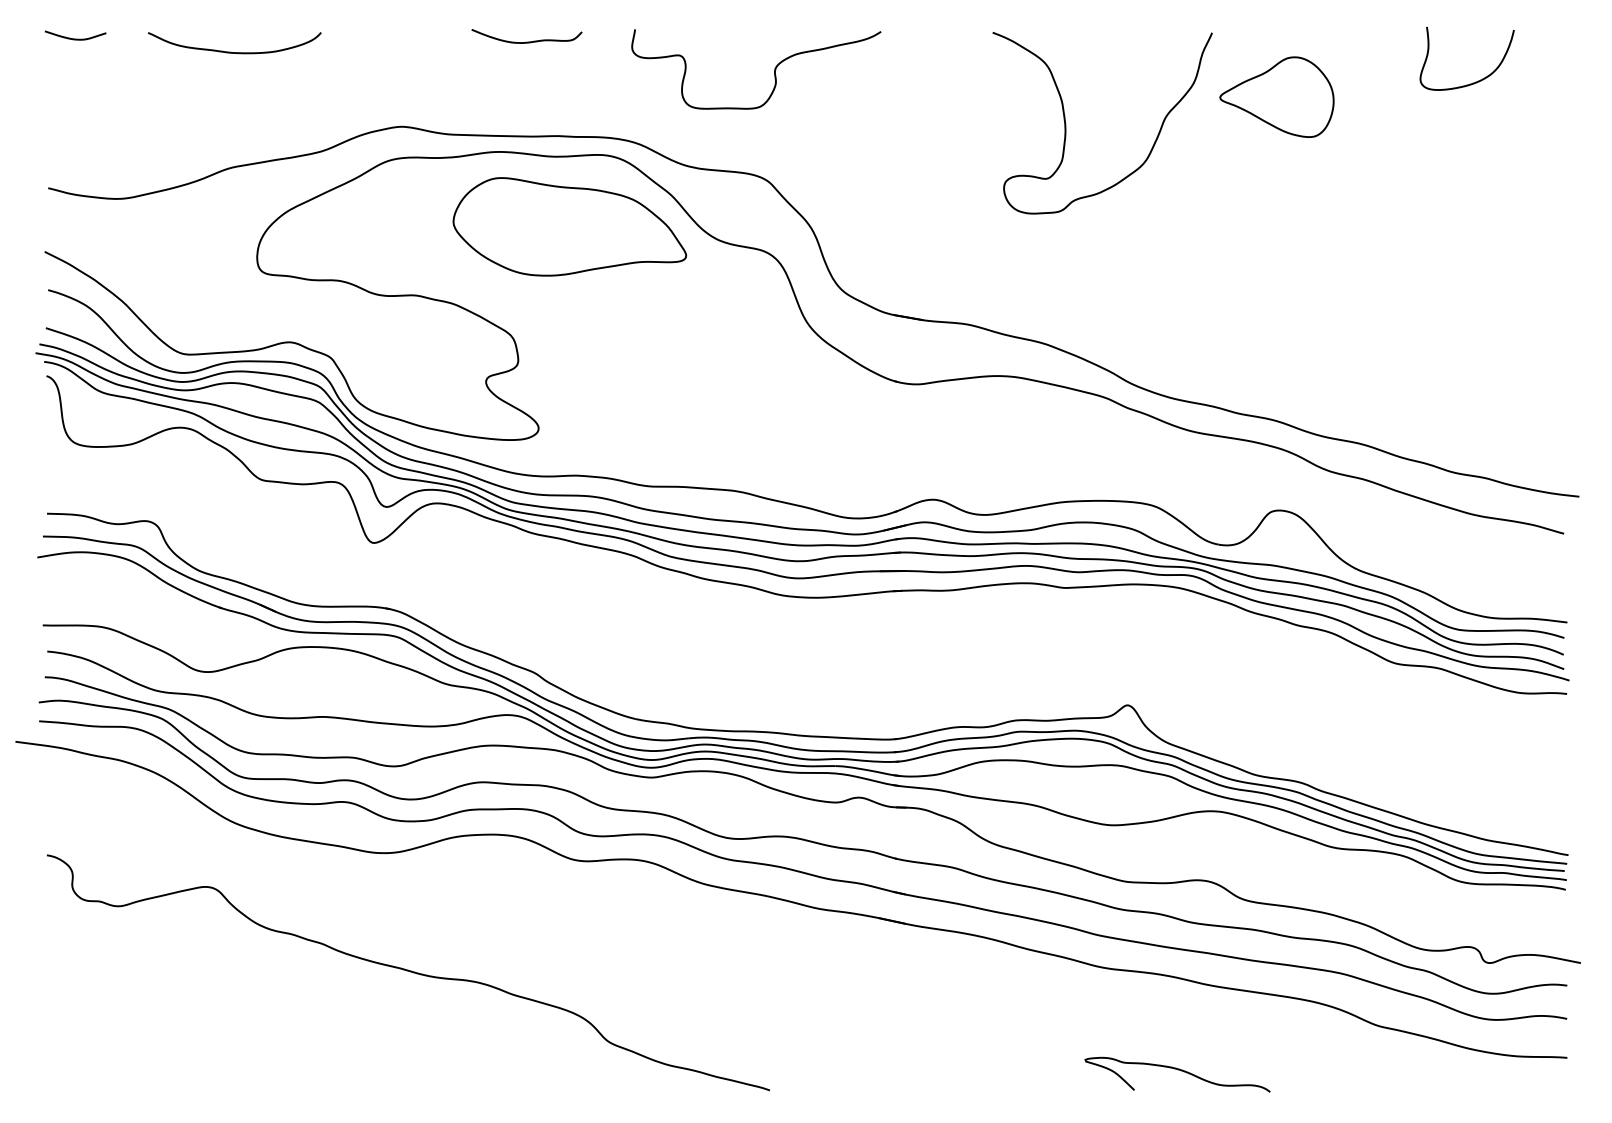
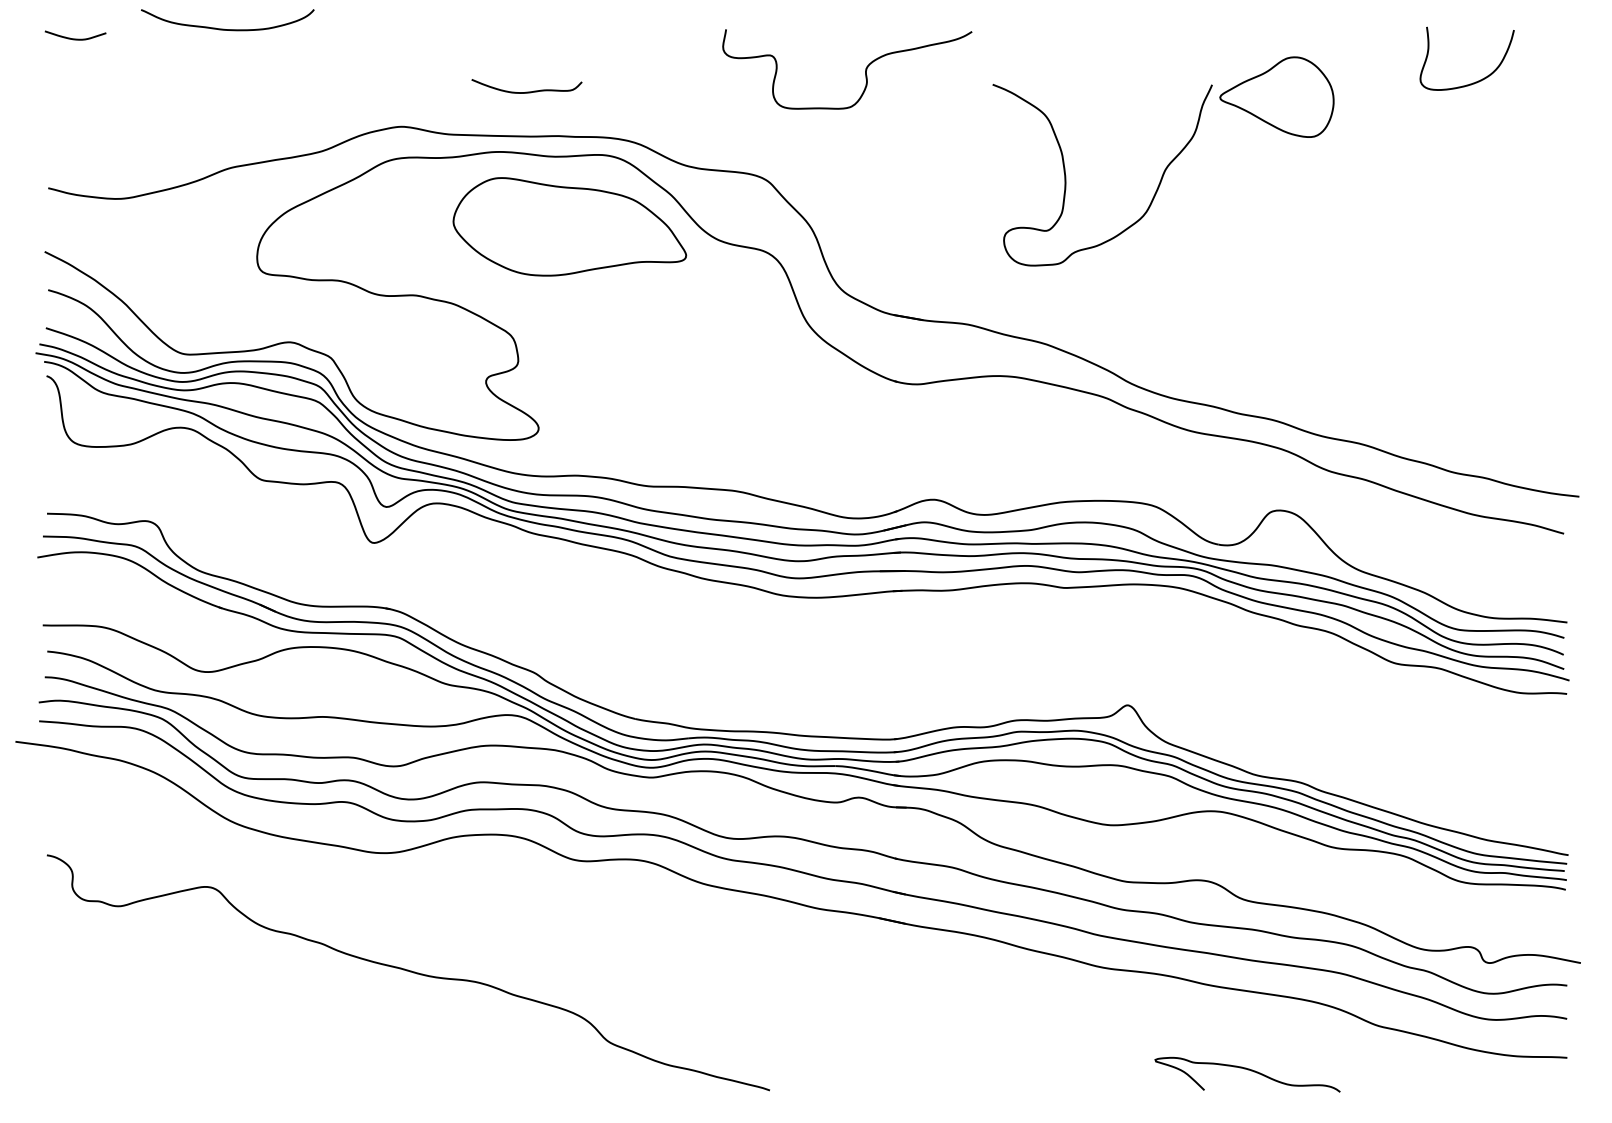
curve position: (526, 41) -> (526, 91) (526, 91)
curve position: (231, 51) -> (224, 28) (224, 28)
curve position: (774, 69) -> (865, 69) (865, 69)
curve position: (1066, 123) -> (1066, 175) (1066, 175)
curve position: (1178, 1070) -> (1248, 1070) (1248, 1070)
